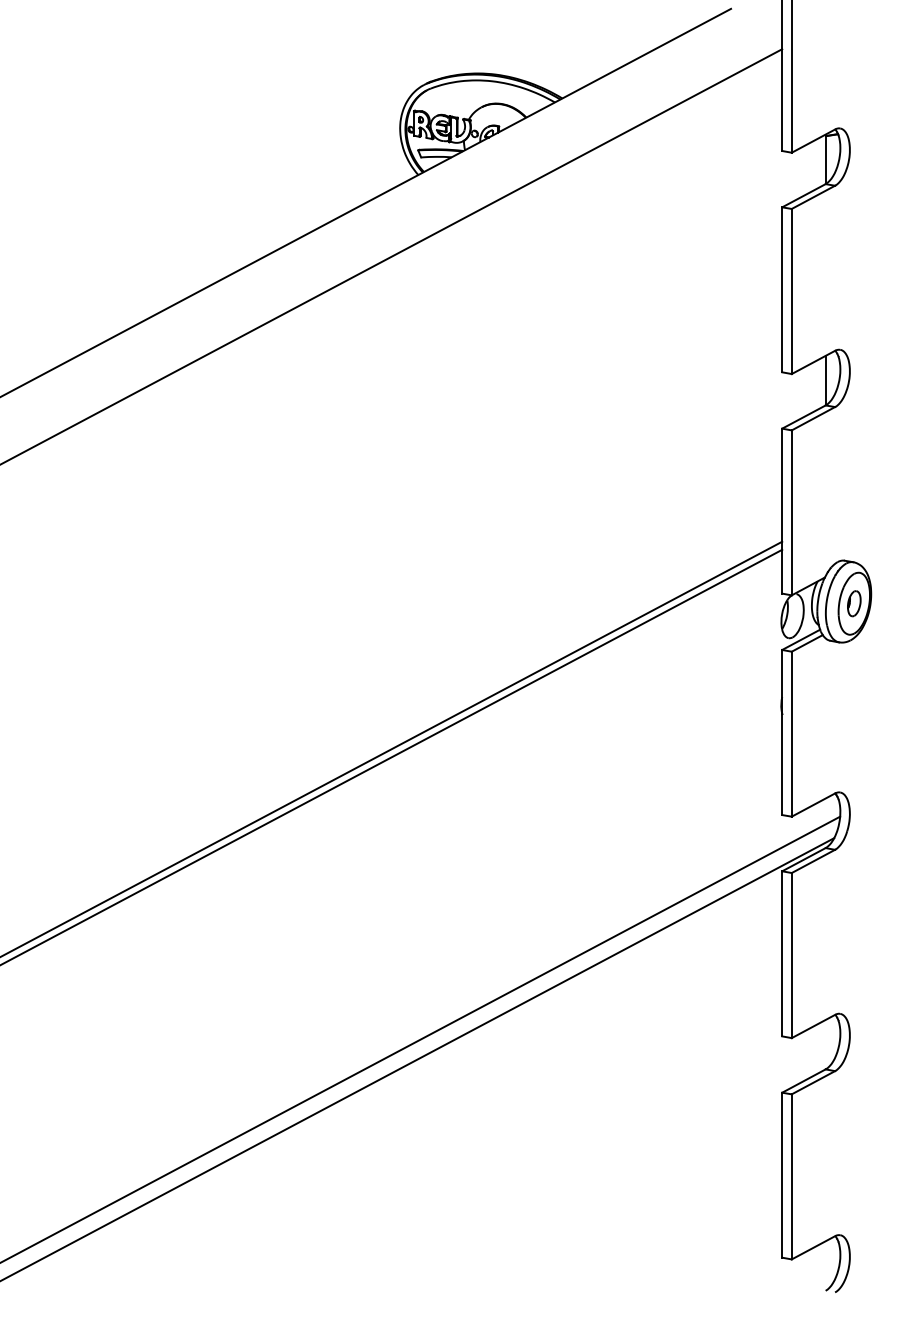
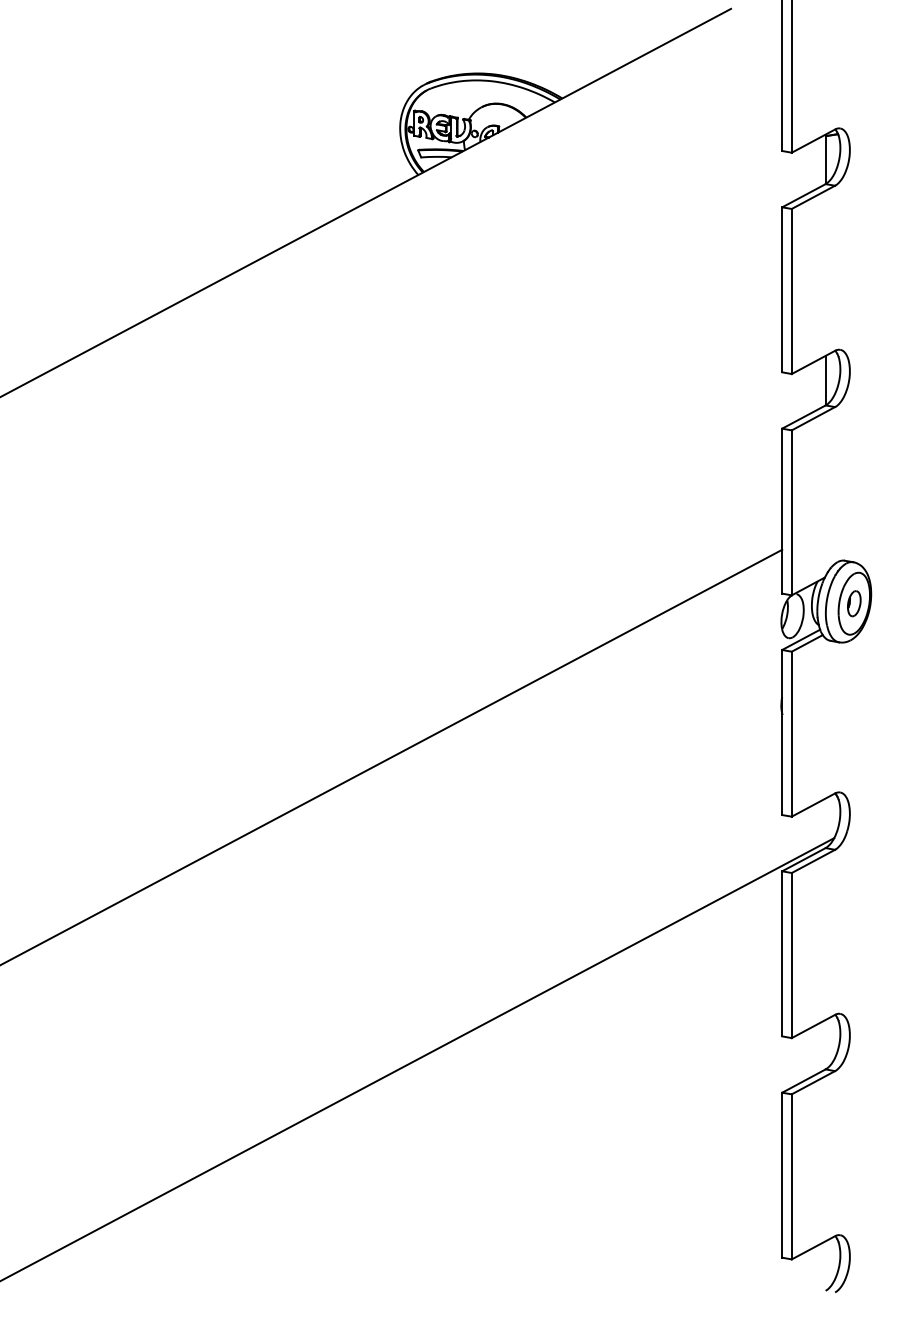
line: present -> none (392, 256)
line: present -> none (392, 748)
line: present -> none (421, 1039)
